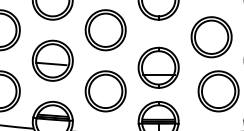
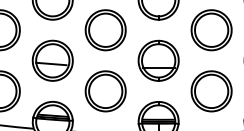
part position: (211, 37) -> (211, 30) (211, 30)
part position: (158, 67) -> (158, 60) (158, 60)
part position: (218, 91) -> (211, 91) (211, 91)
